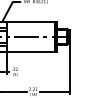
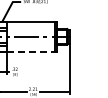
line: solid -> dashed (31, 51)
